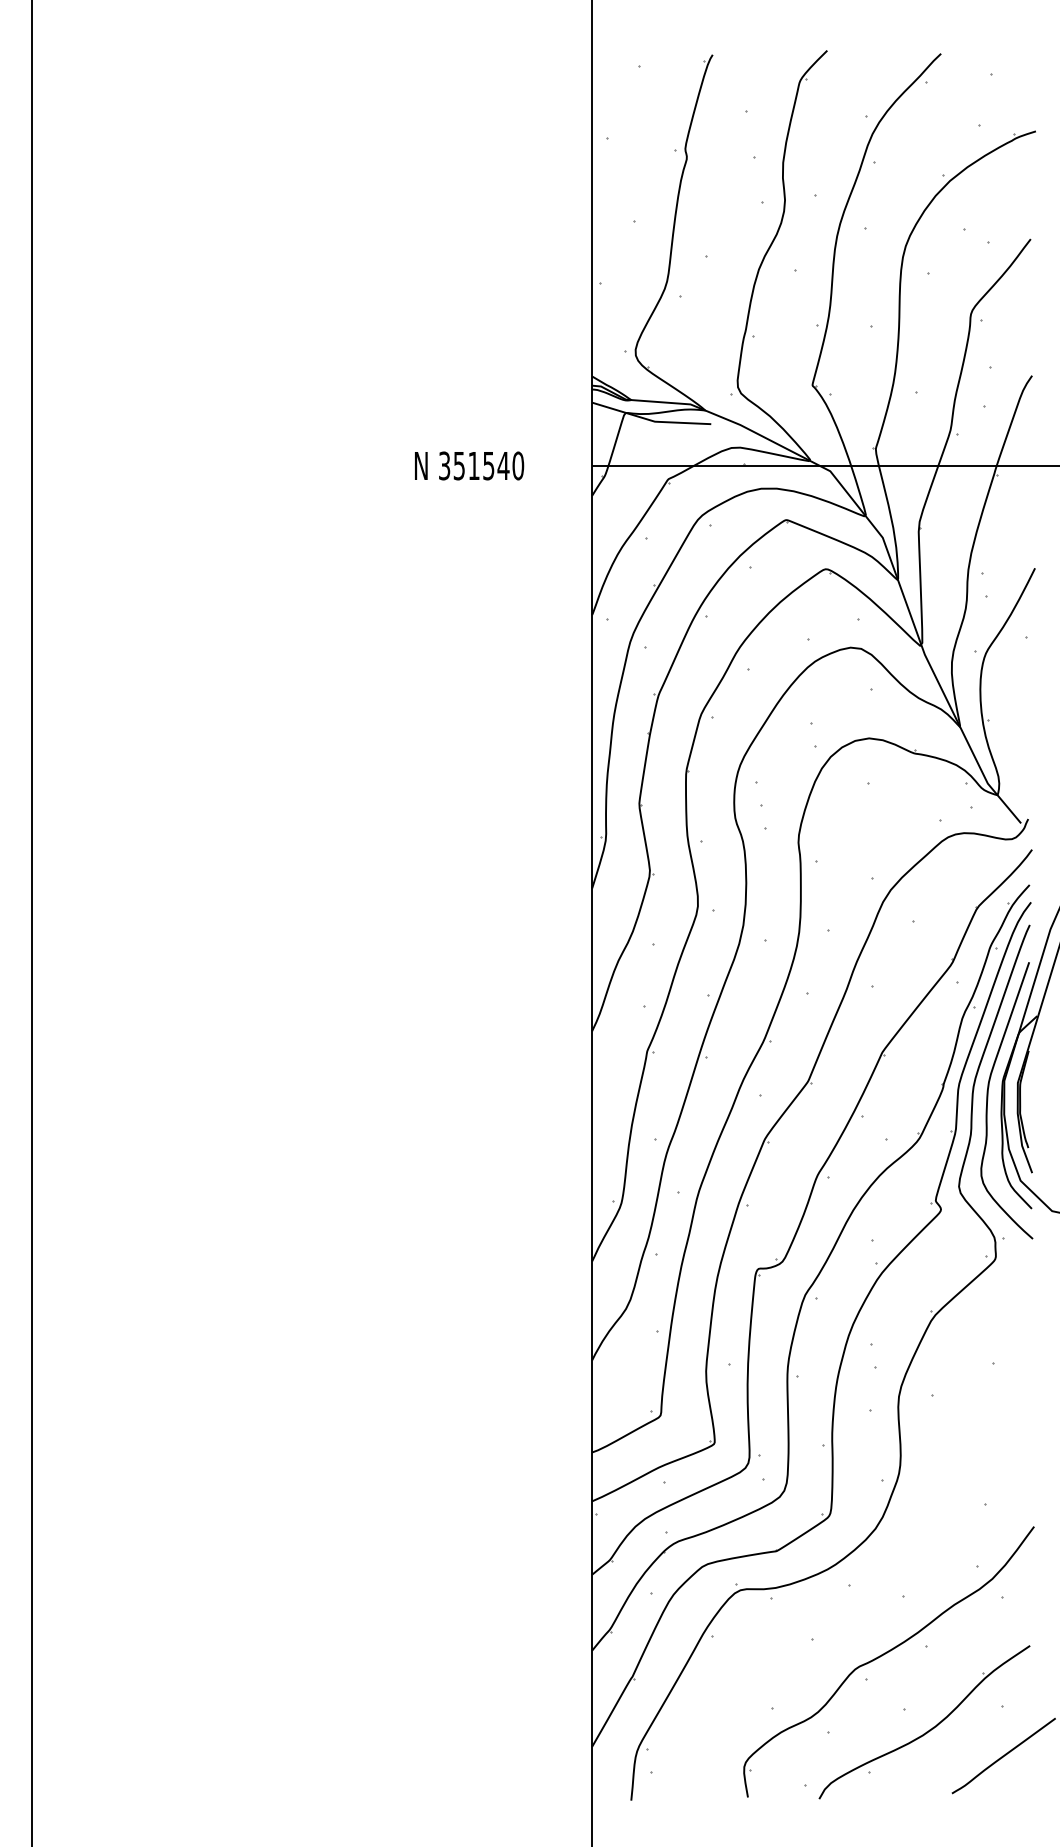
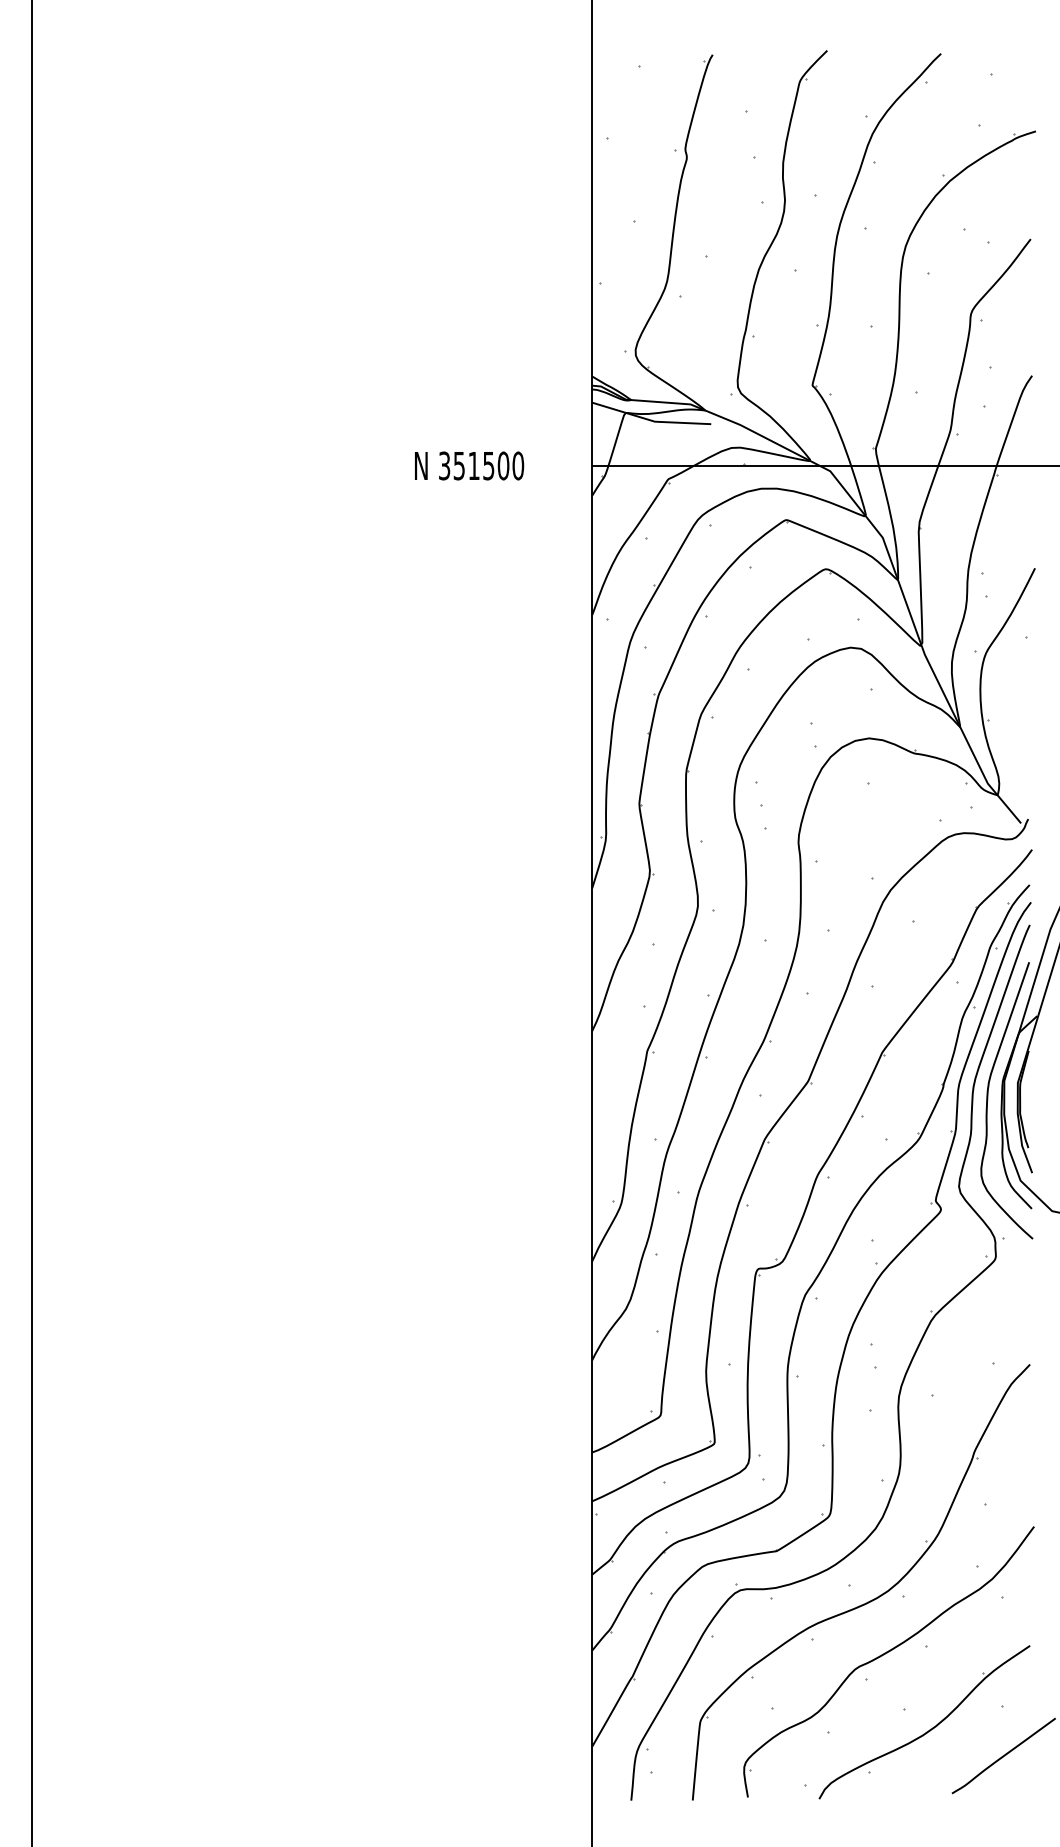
text: 351540 -> 351500 (503, 465)
part: none -> present (871, 1599)
